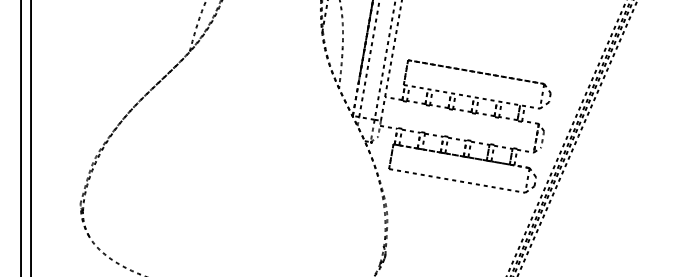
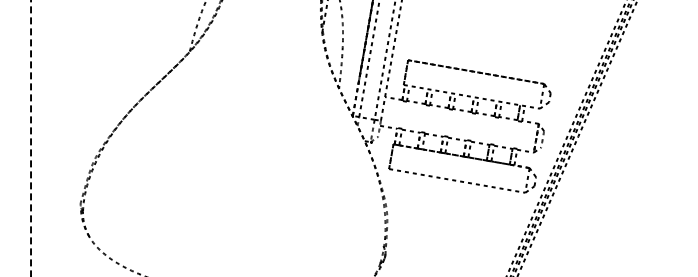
line: present -> none (21, 137)
line: solid -> dashed (31, 138)
